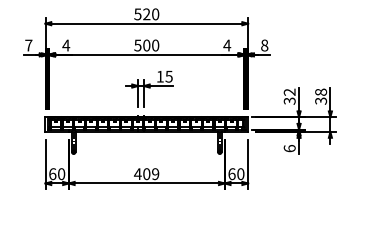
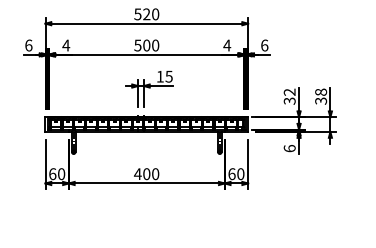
text: 7 -> 6 (28, 45)
text: 8 -> 6 (264, 45)
text: 409 -> 400 (155, 174)
